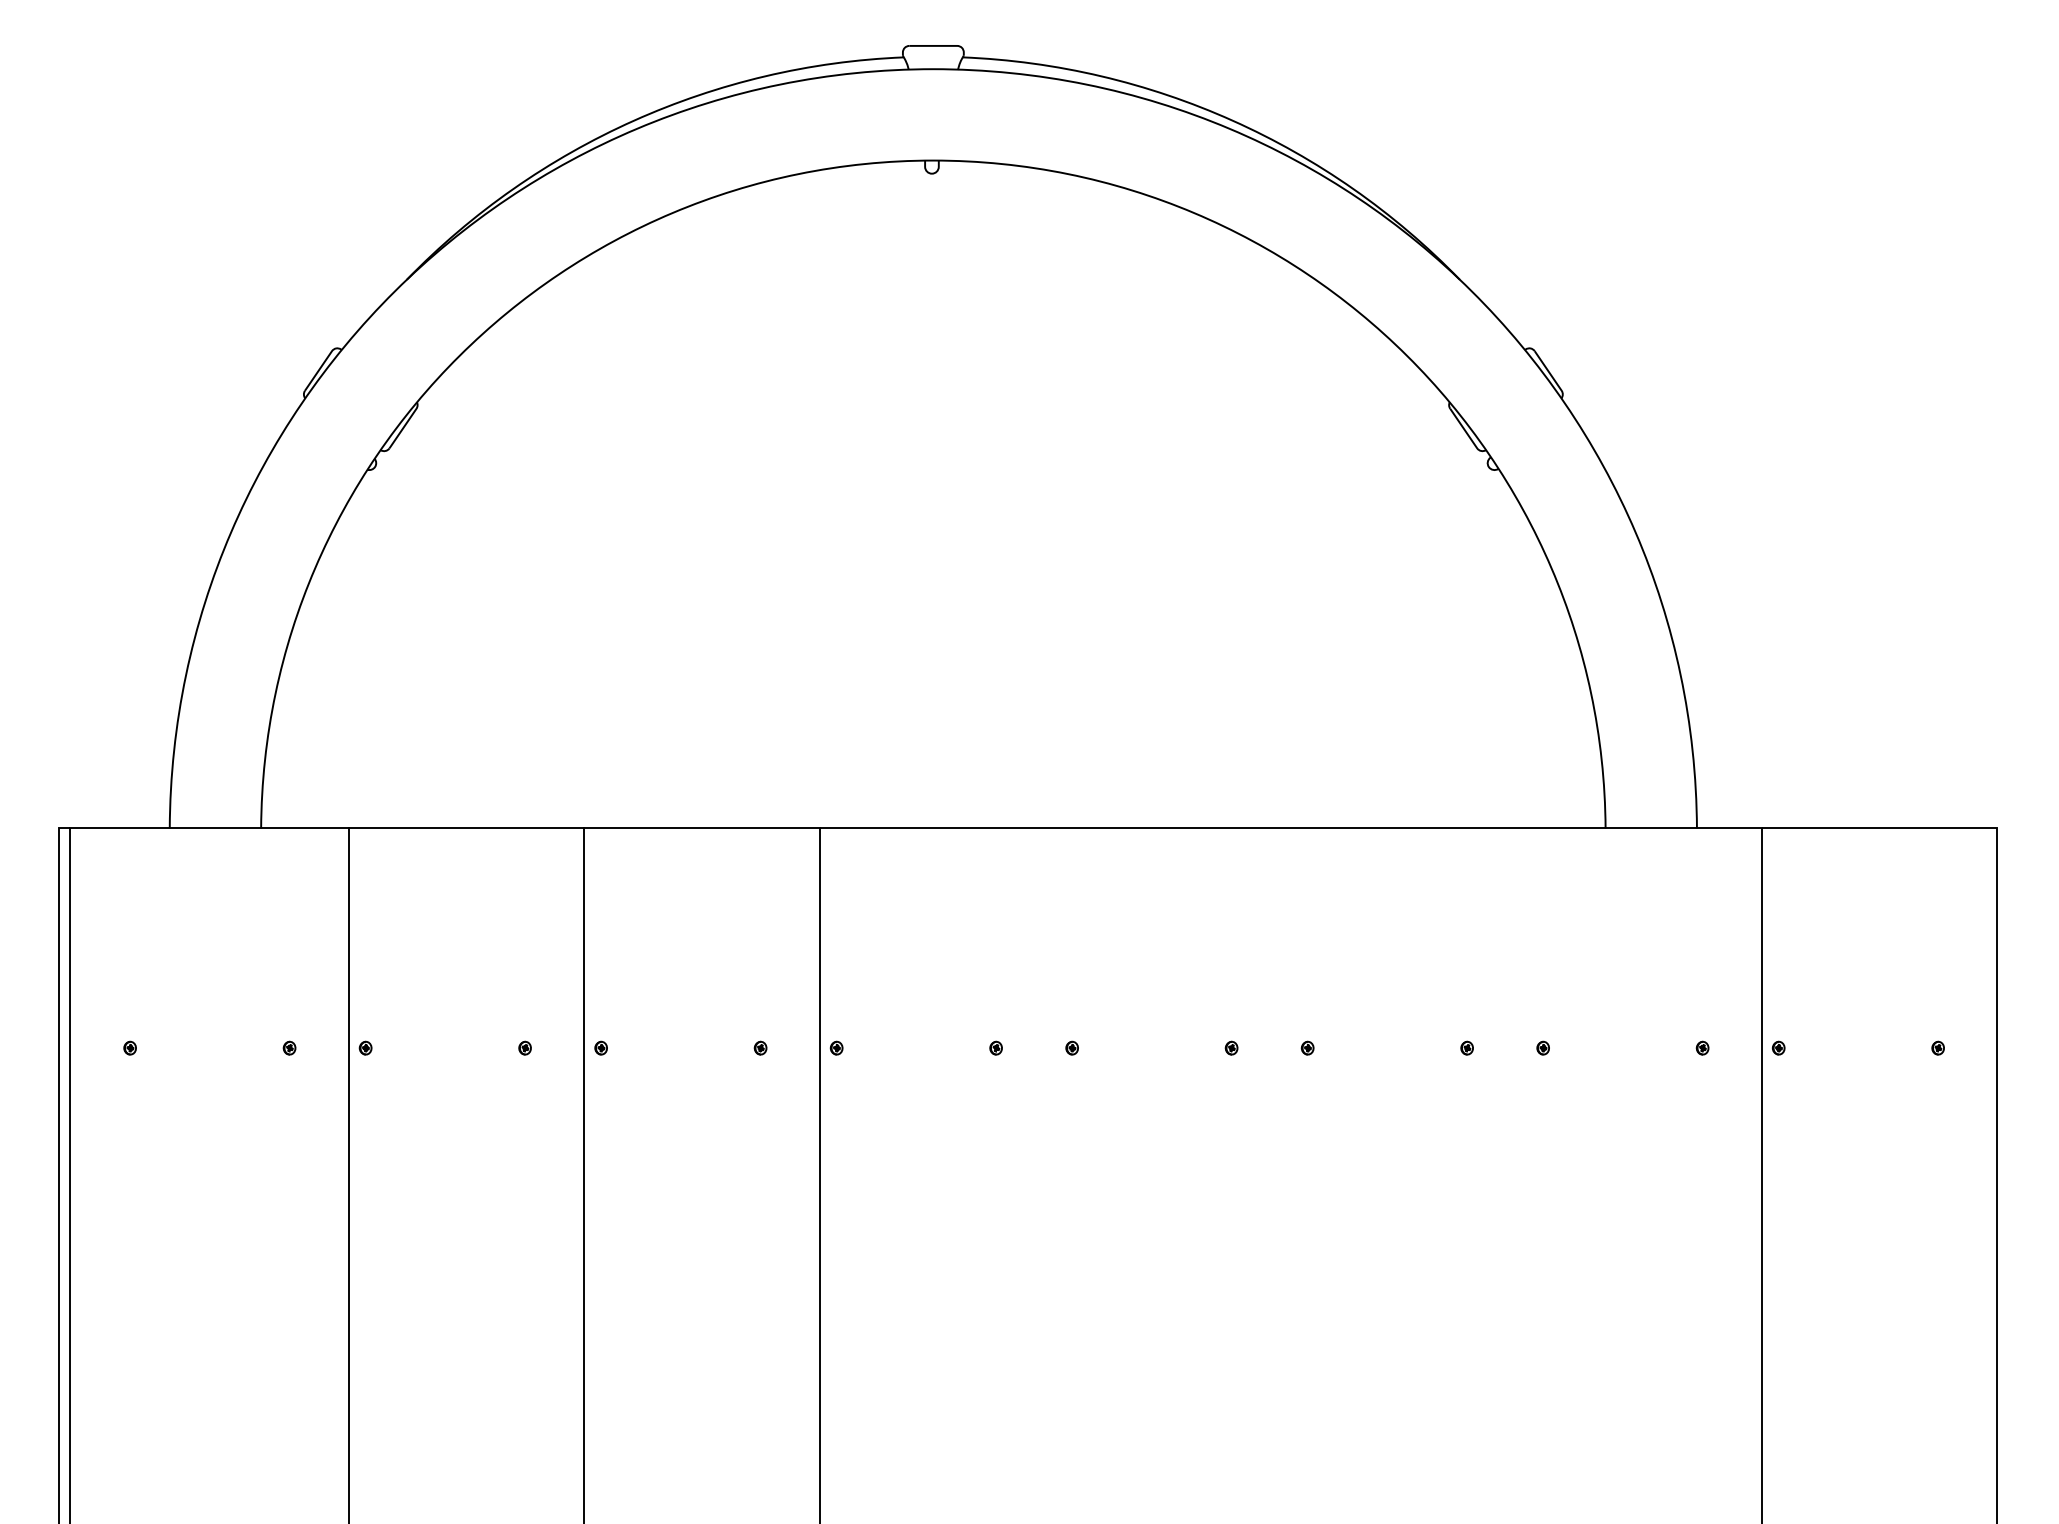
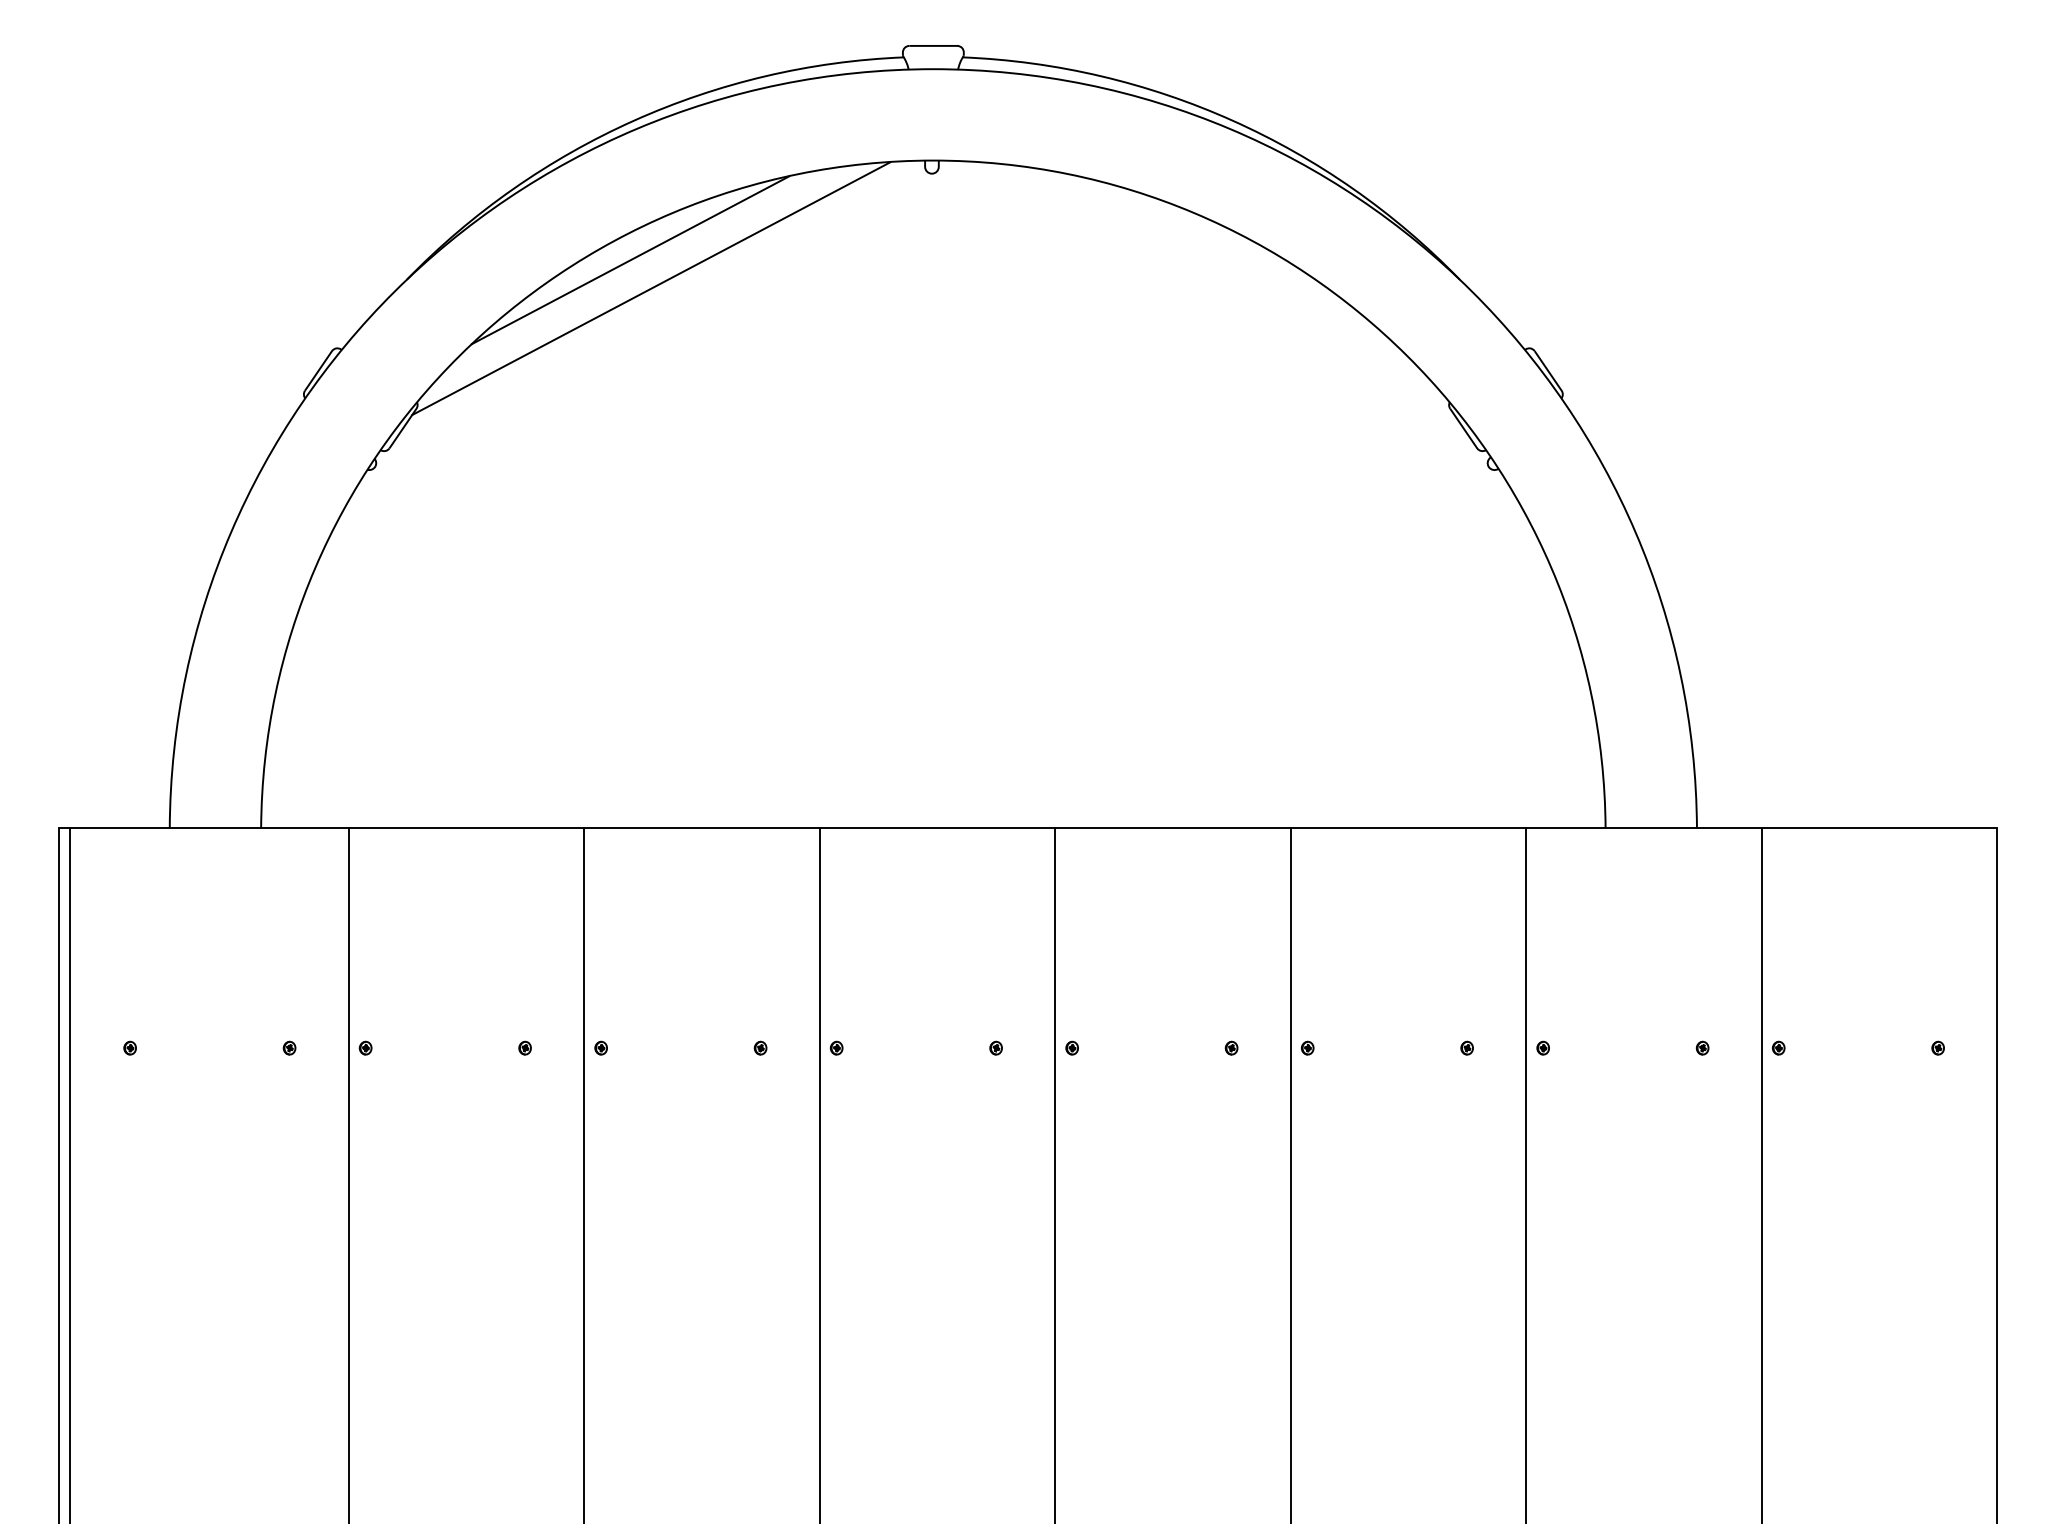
line: none -> present (630, 260)
line: none -> present (651, 288)
line: none -> present (1055, 1174)
line: none -> present (1290, 1174)
line: none -> present (1526, 1174)
